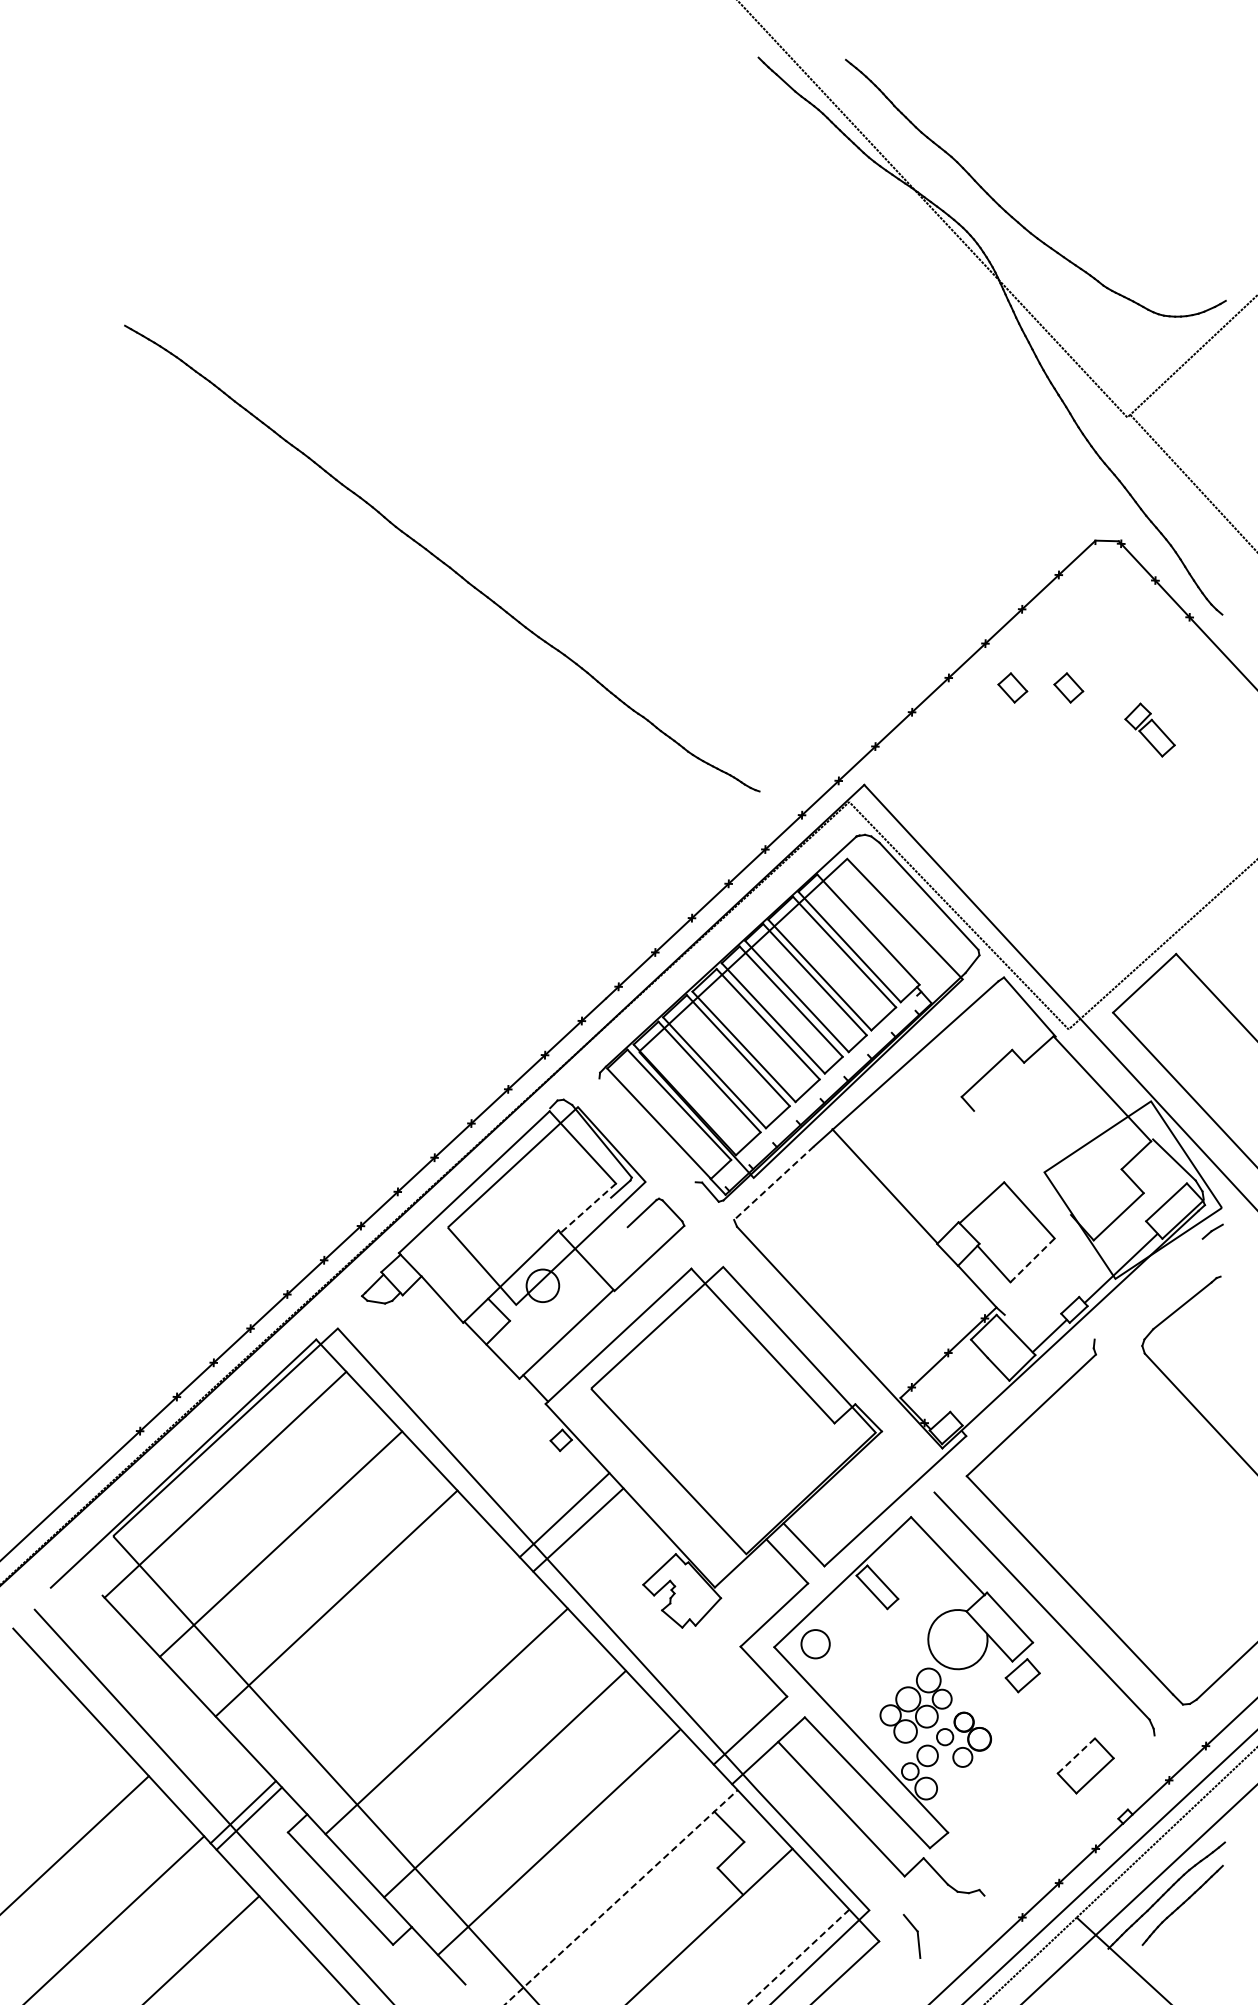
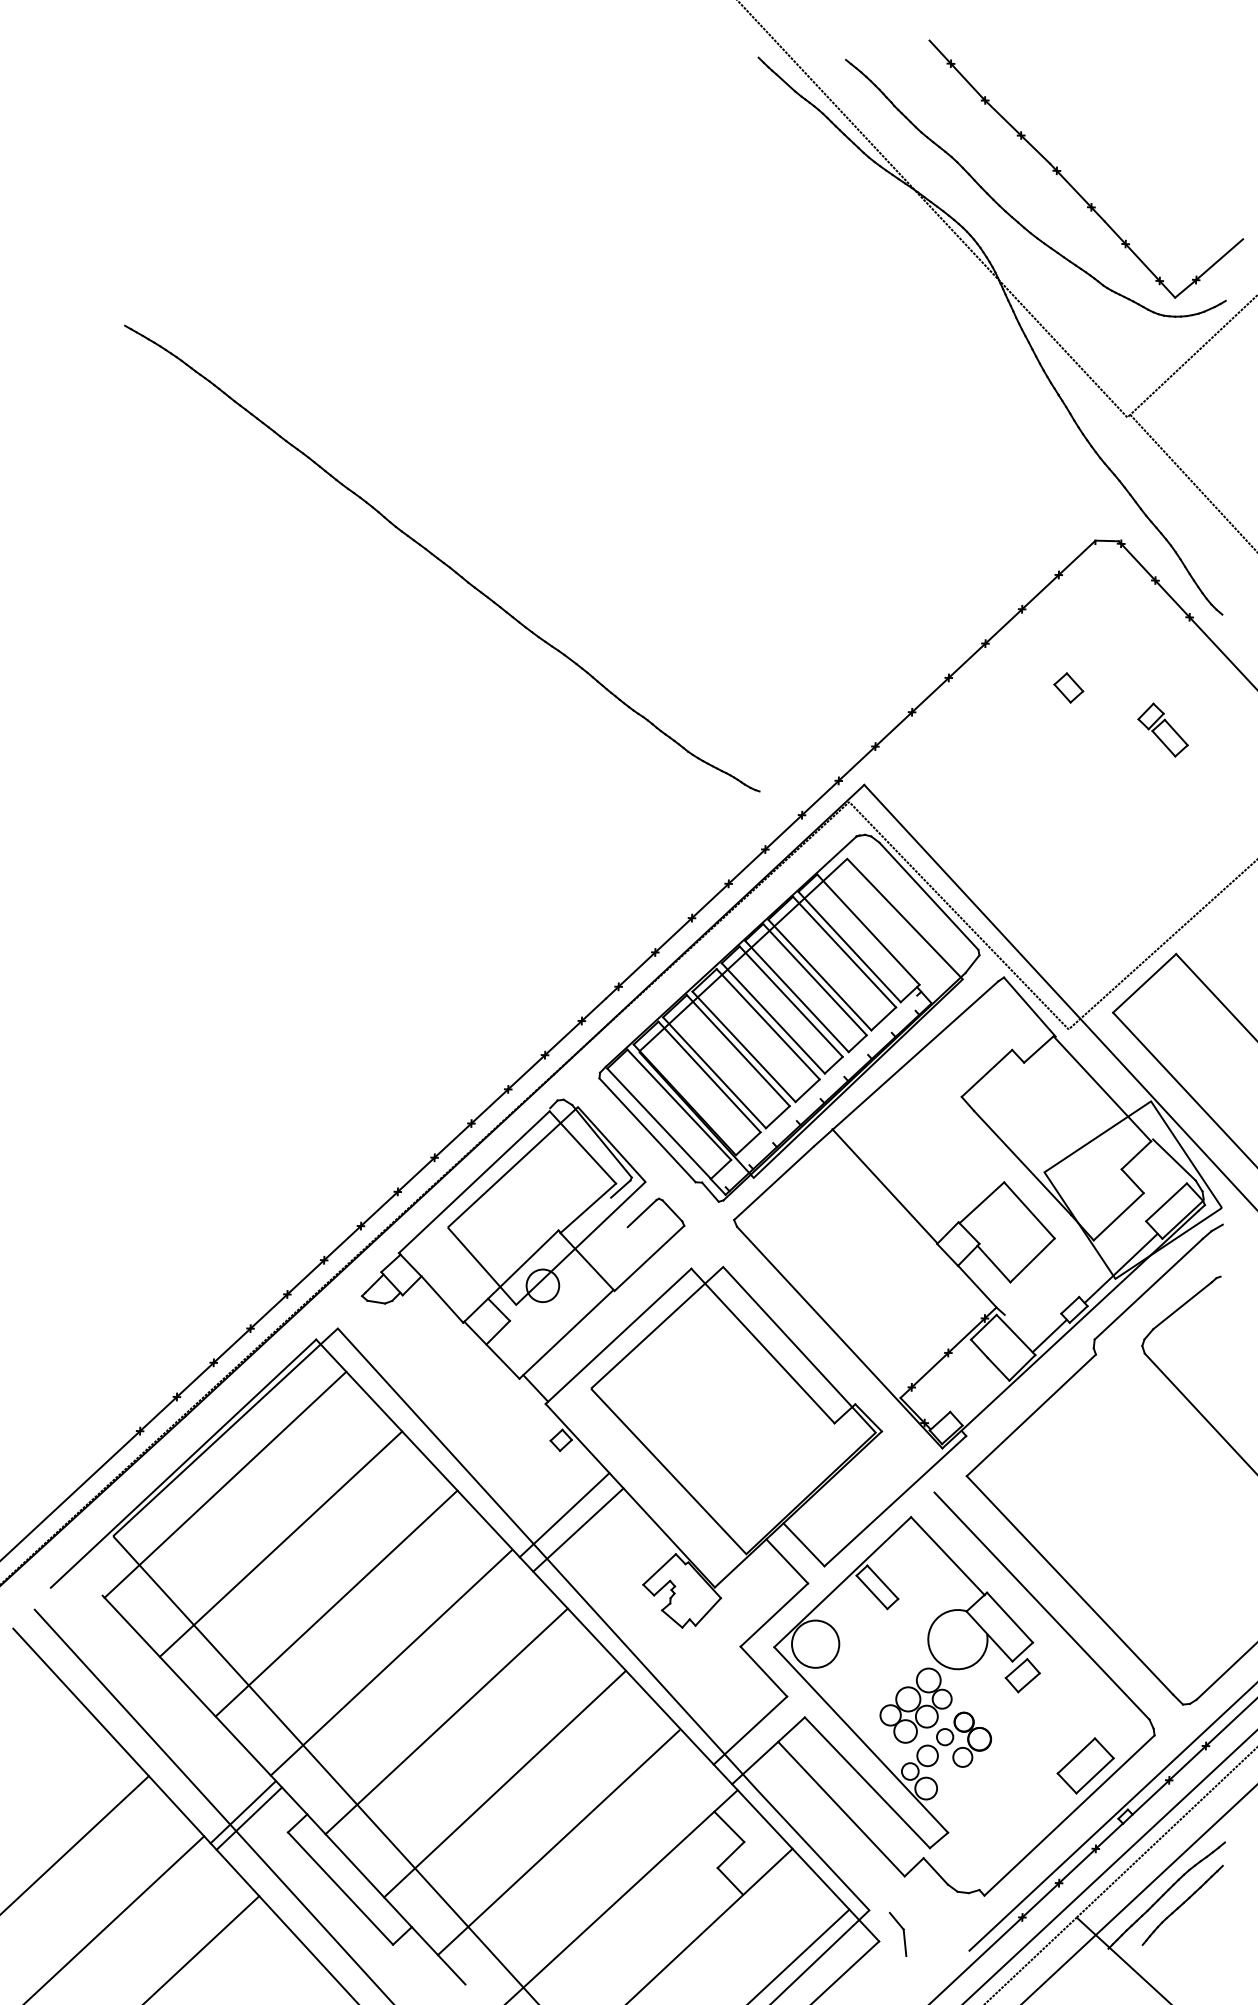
part: none -> present (1070, 183)
part: present -> none (1012, 687)
part position: (1149, 729) -> (1162, 729) (1162, 729)
line: none -> present (647, 1130)
line: none -> present (1022, 1162)
line: dashed -> solid (773, 1183)
line: dashed -> solid (587, 1208)
line: dashed -> solid (1032, 1260)
line: none -> present (1148, 1288)
circle diameter: 28 px -> 47 px (815, 1643)
line: none -> present (391, 1662)
line: dashed -> solid (1076, 1756)
line: none -> present (1069, 1815)
line: none -> present (1111, 1817)
line: dashed -> solid (621, 1897)
part position: (911, 1936) -> (897, 1934) (897, 1934)
line: dashed -> solid (798, 1957)
